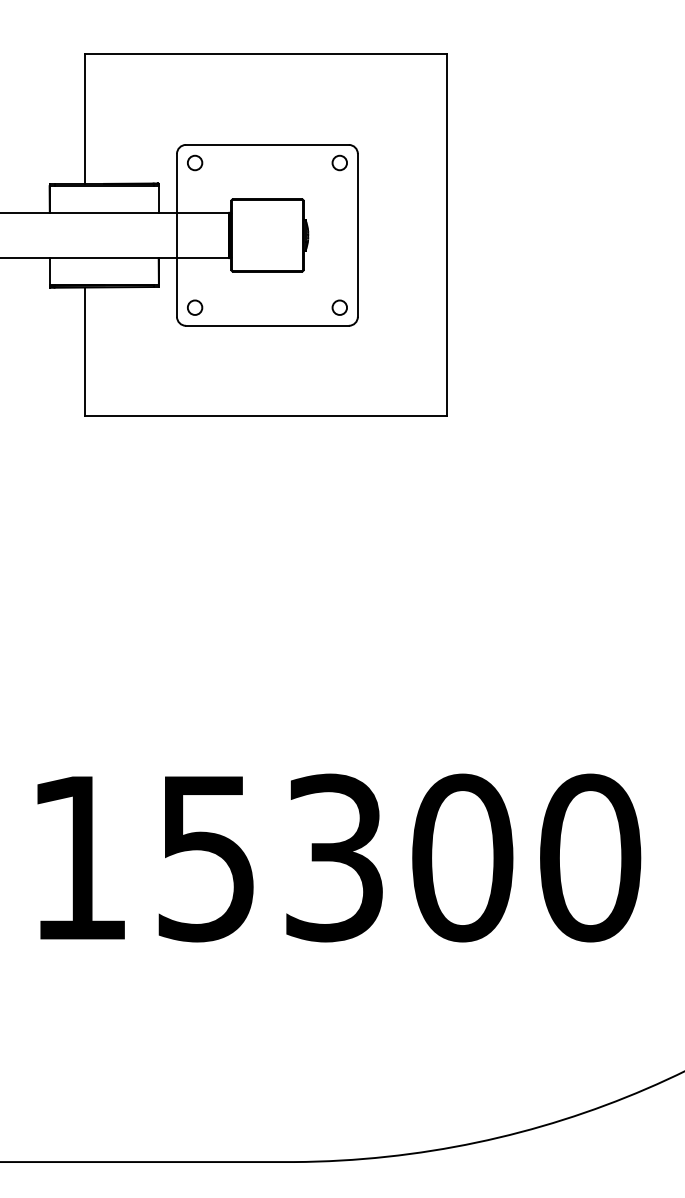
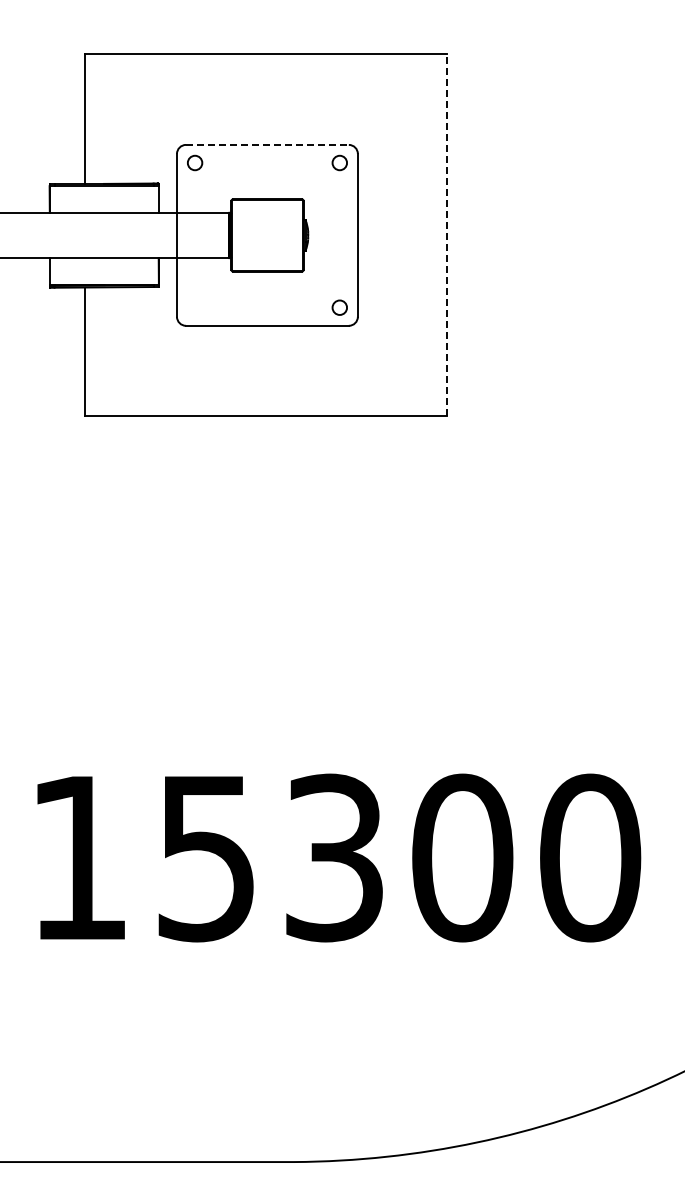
line: solid -> dashed (267, 144)
line: solid -> dashed (446, 235)
circle: present -> none (195, 307)
